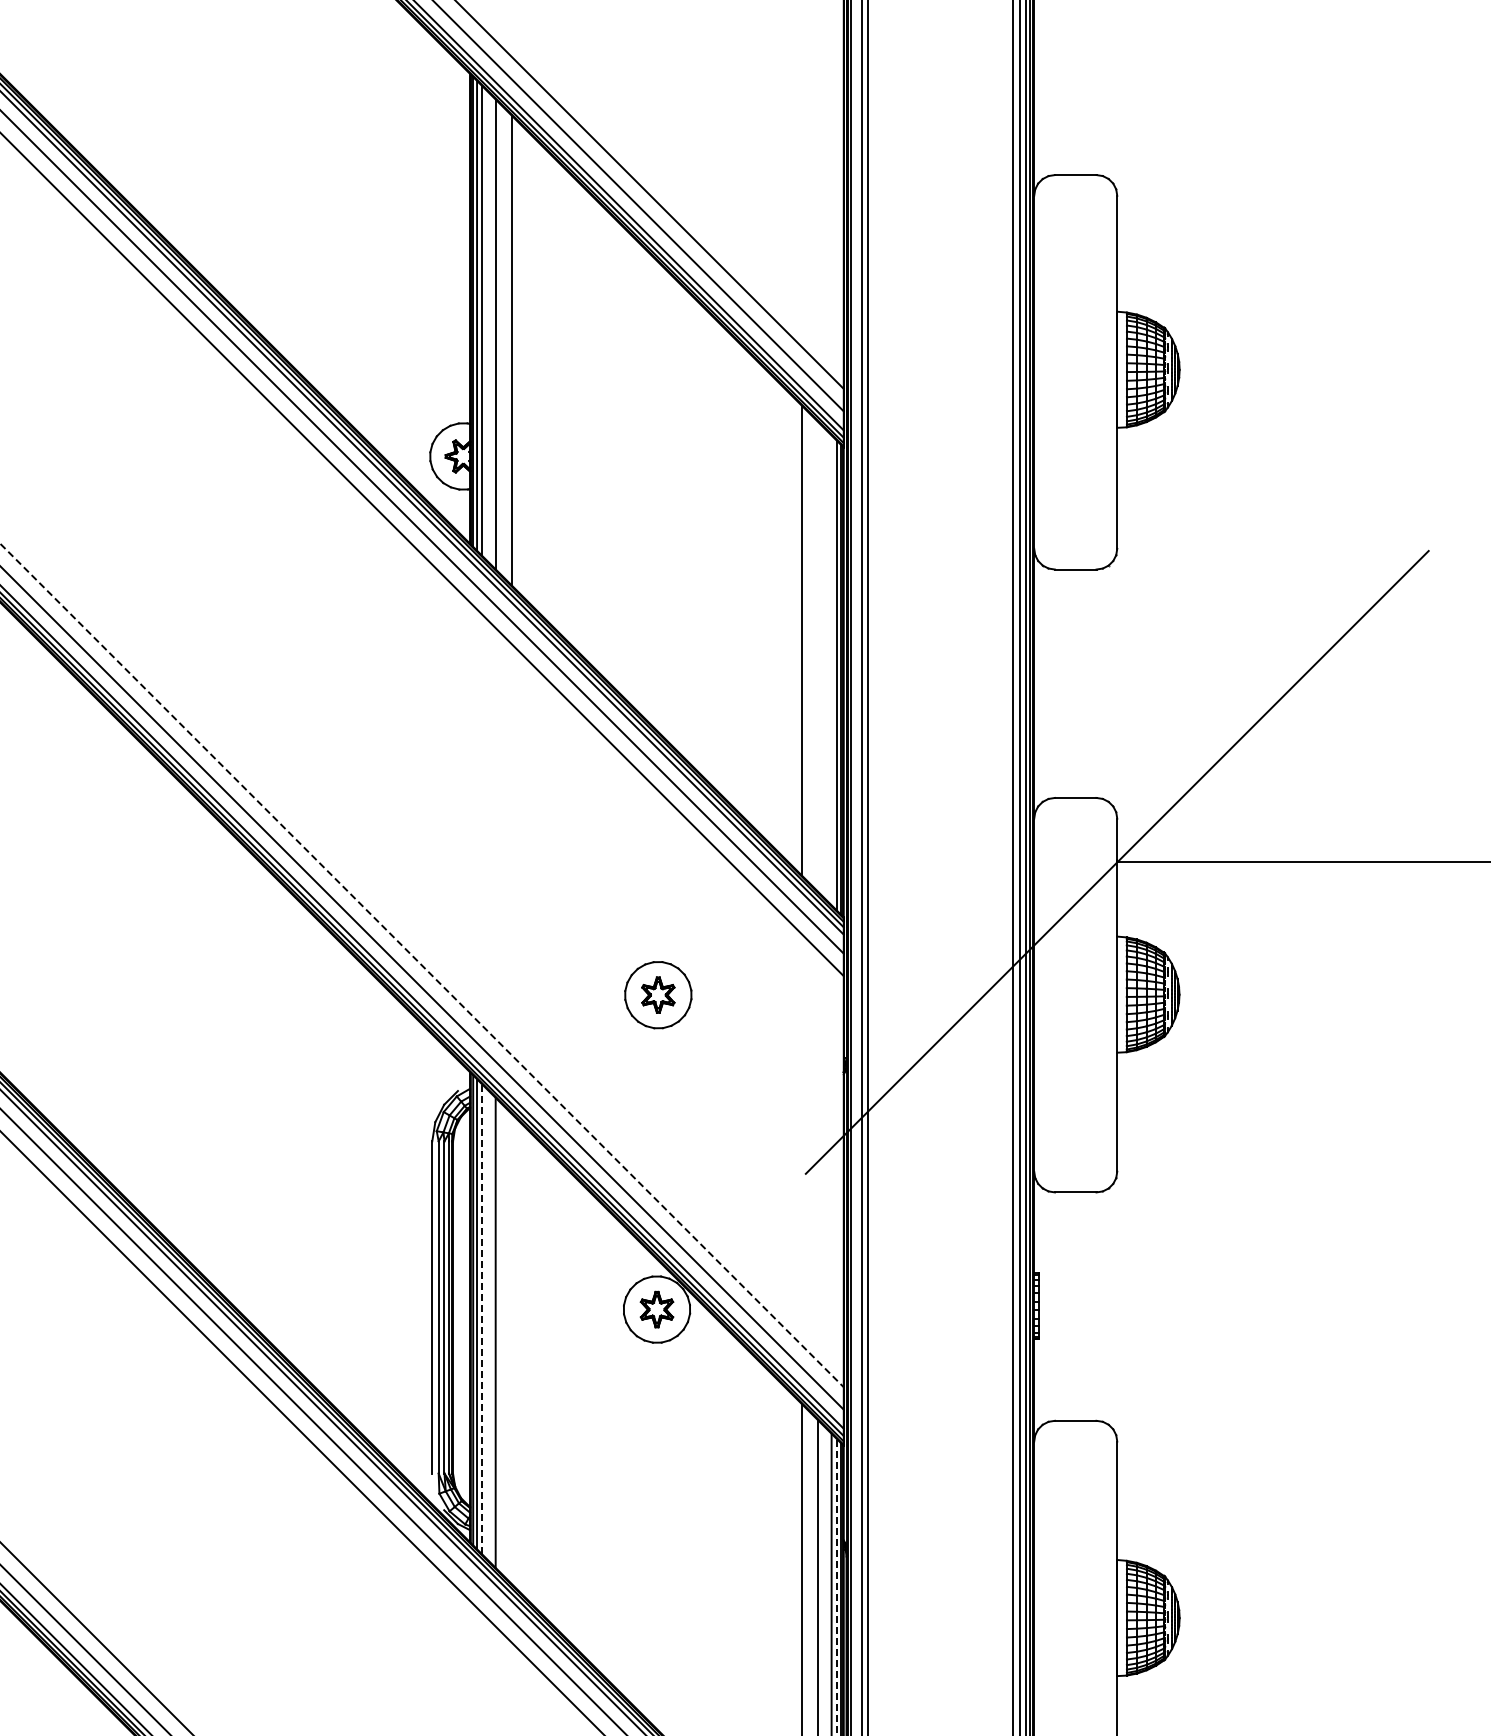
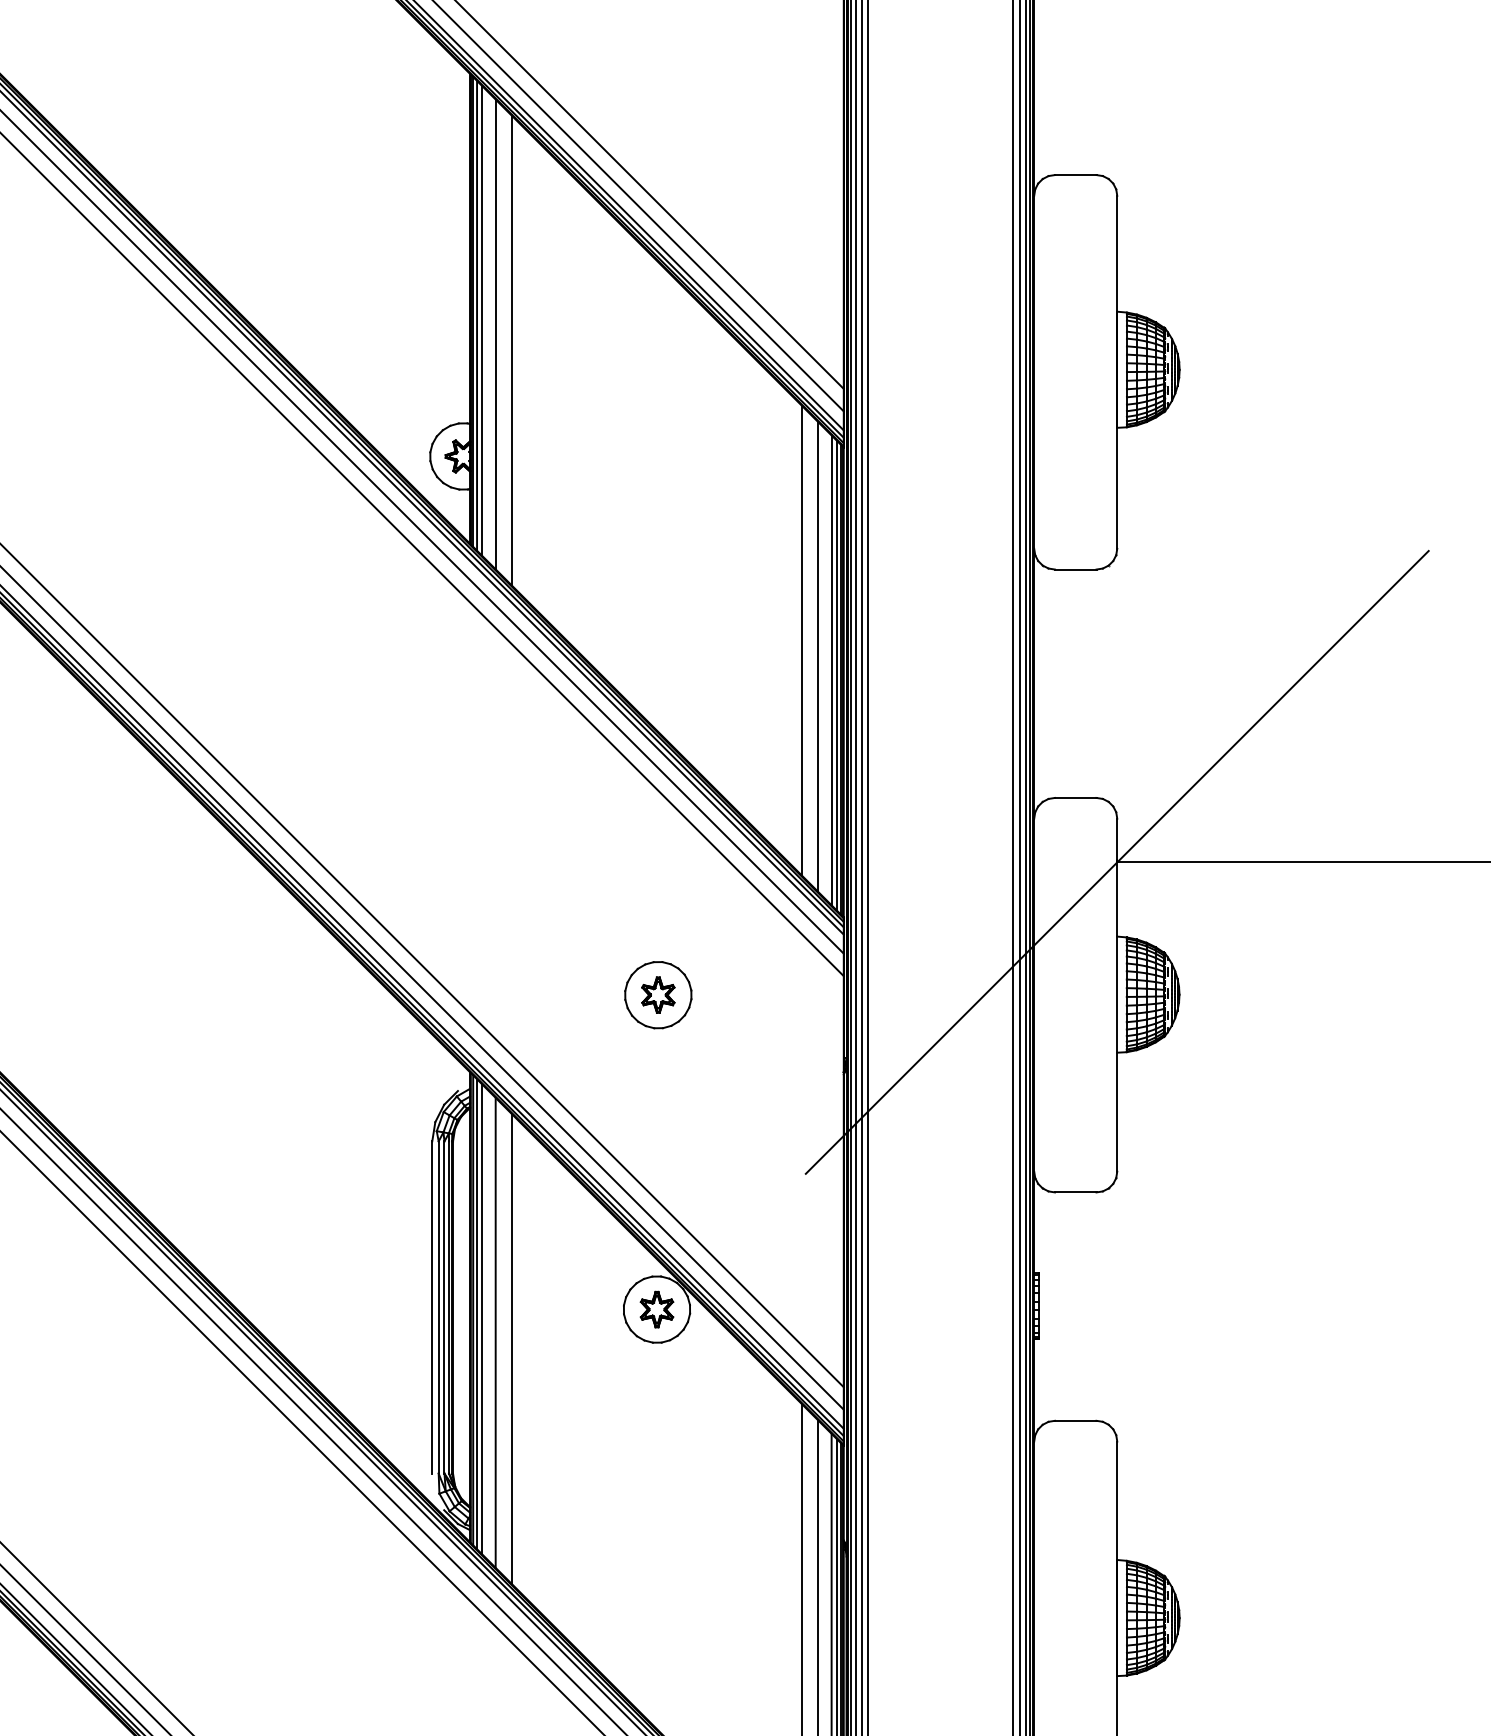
line: none -> present (818, 656)
line: none -> present (831, 670)
line: none -> present (855, 867)
line: dashed -> solid (422, 965)
line: dashed -> solid (482, 1319)
line: none -> present (511, 1348)
line: dashed -> solid (836, 1586)
